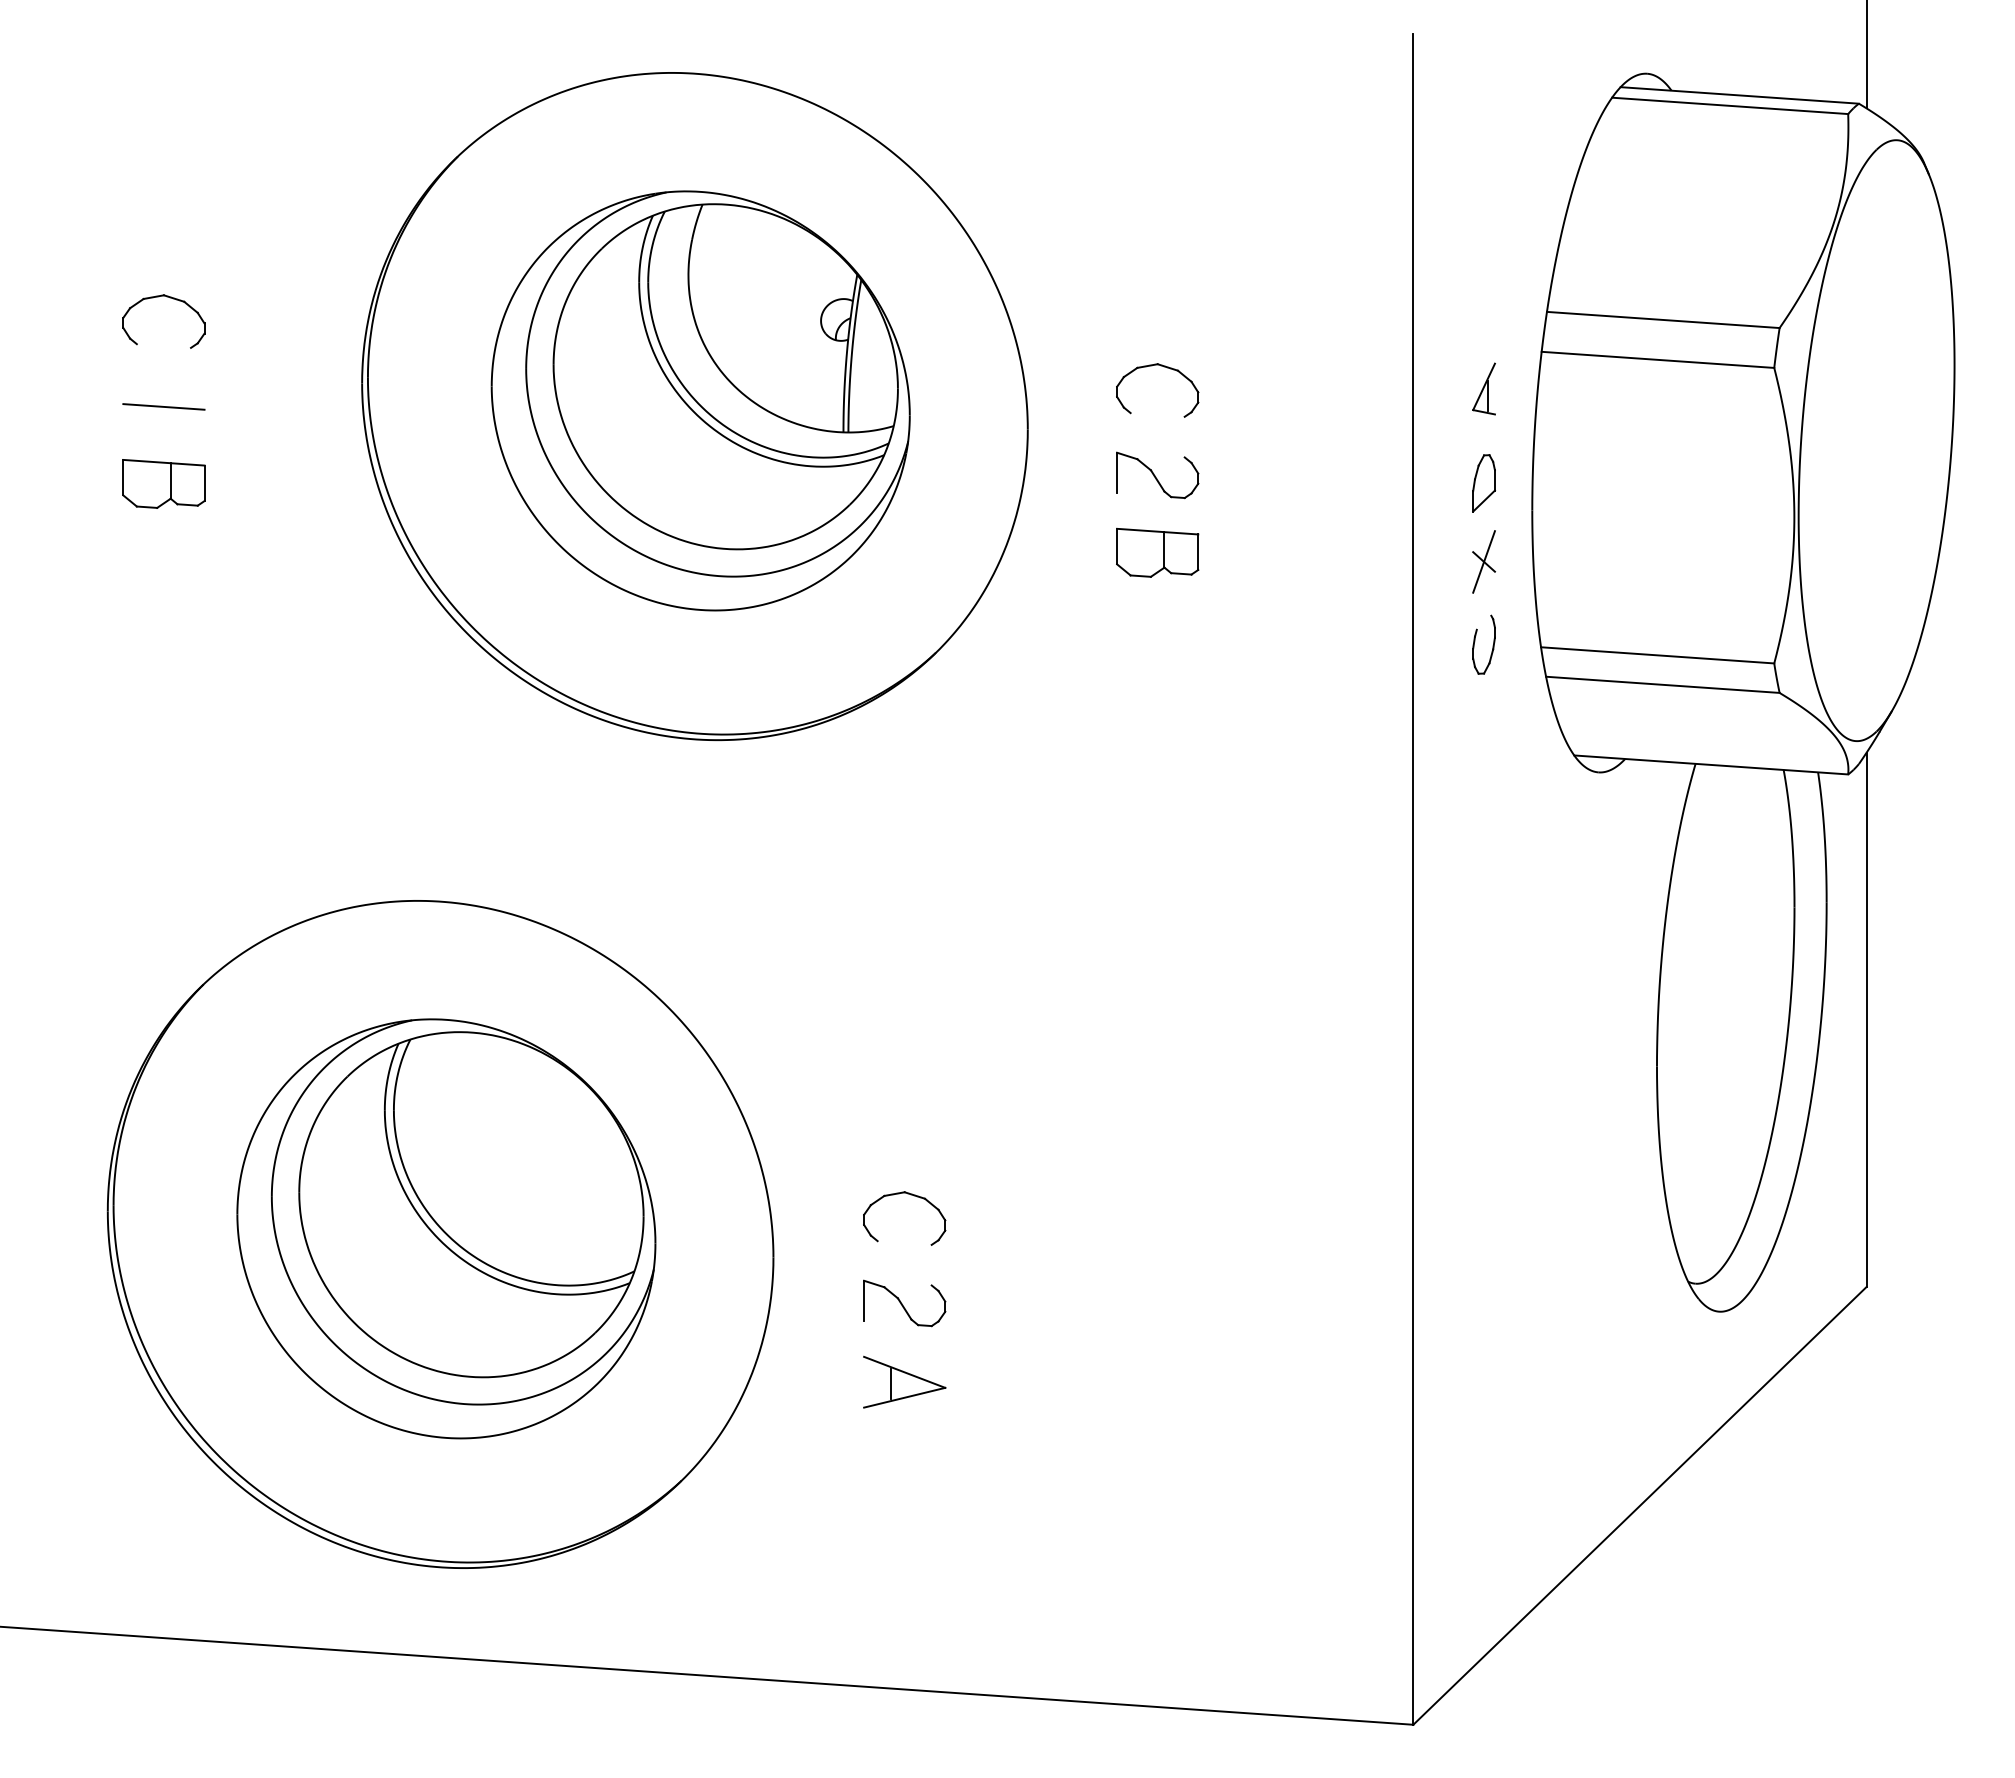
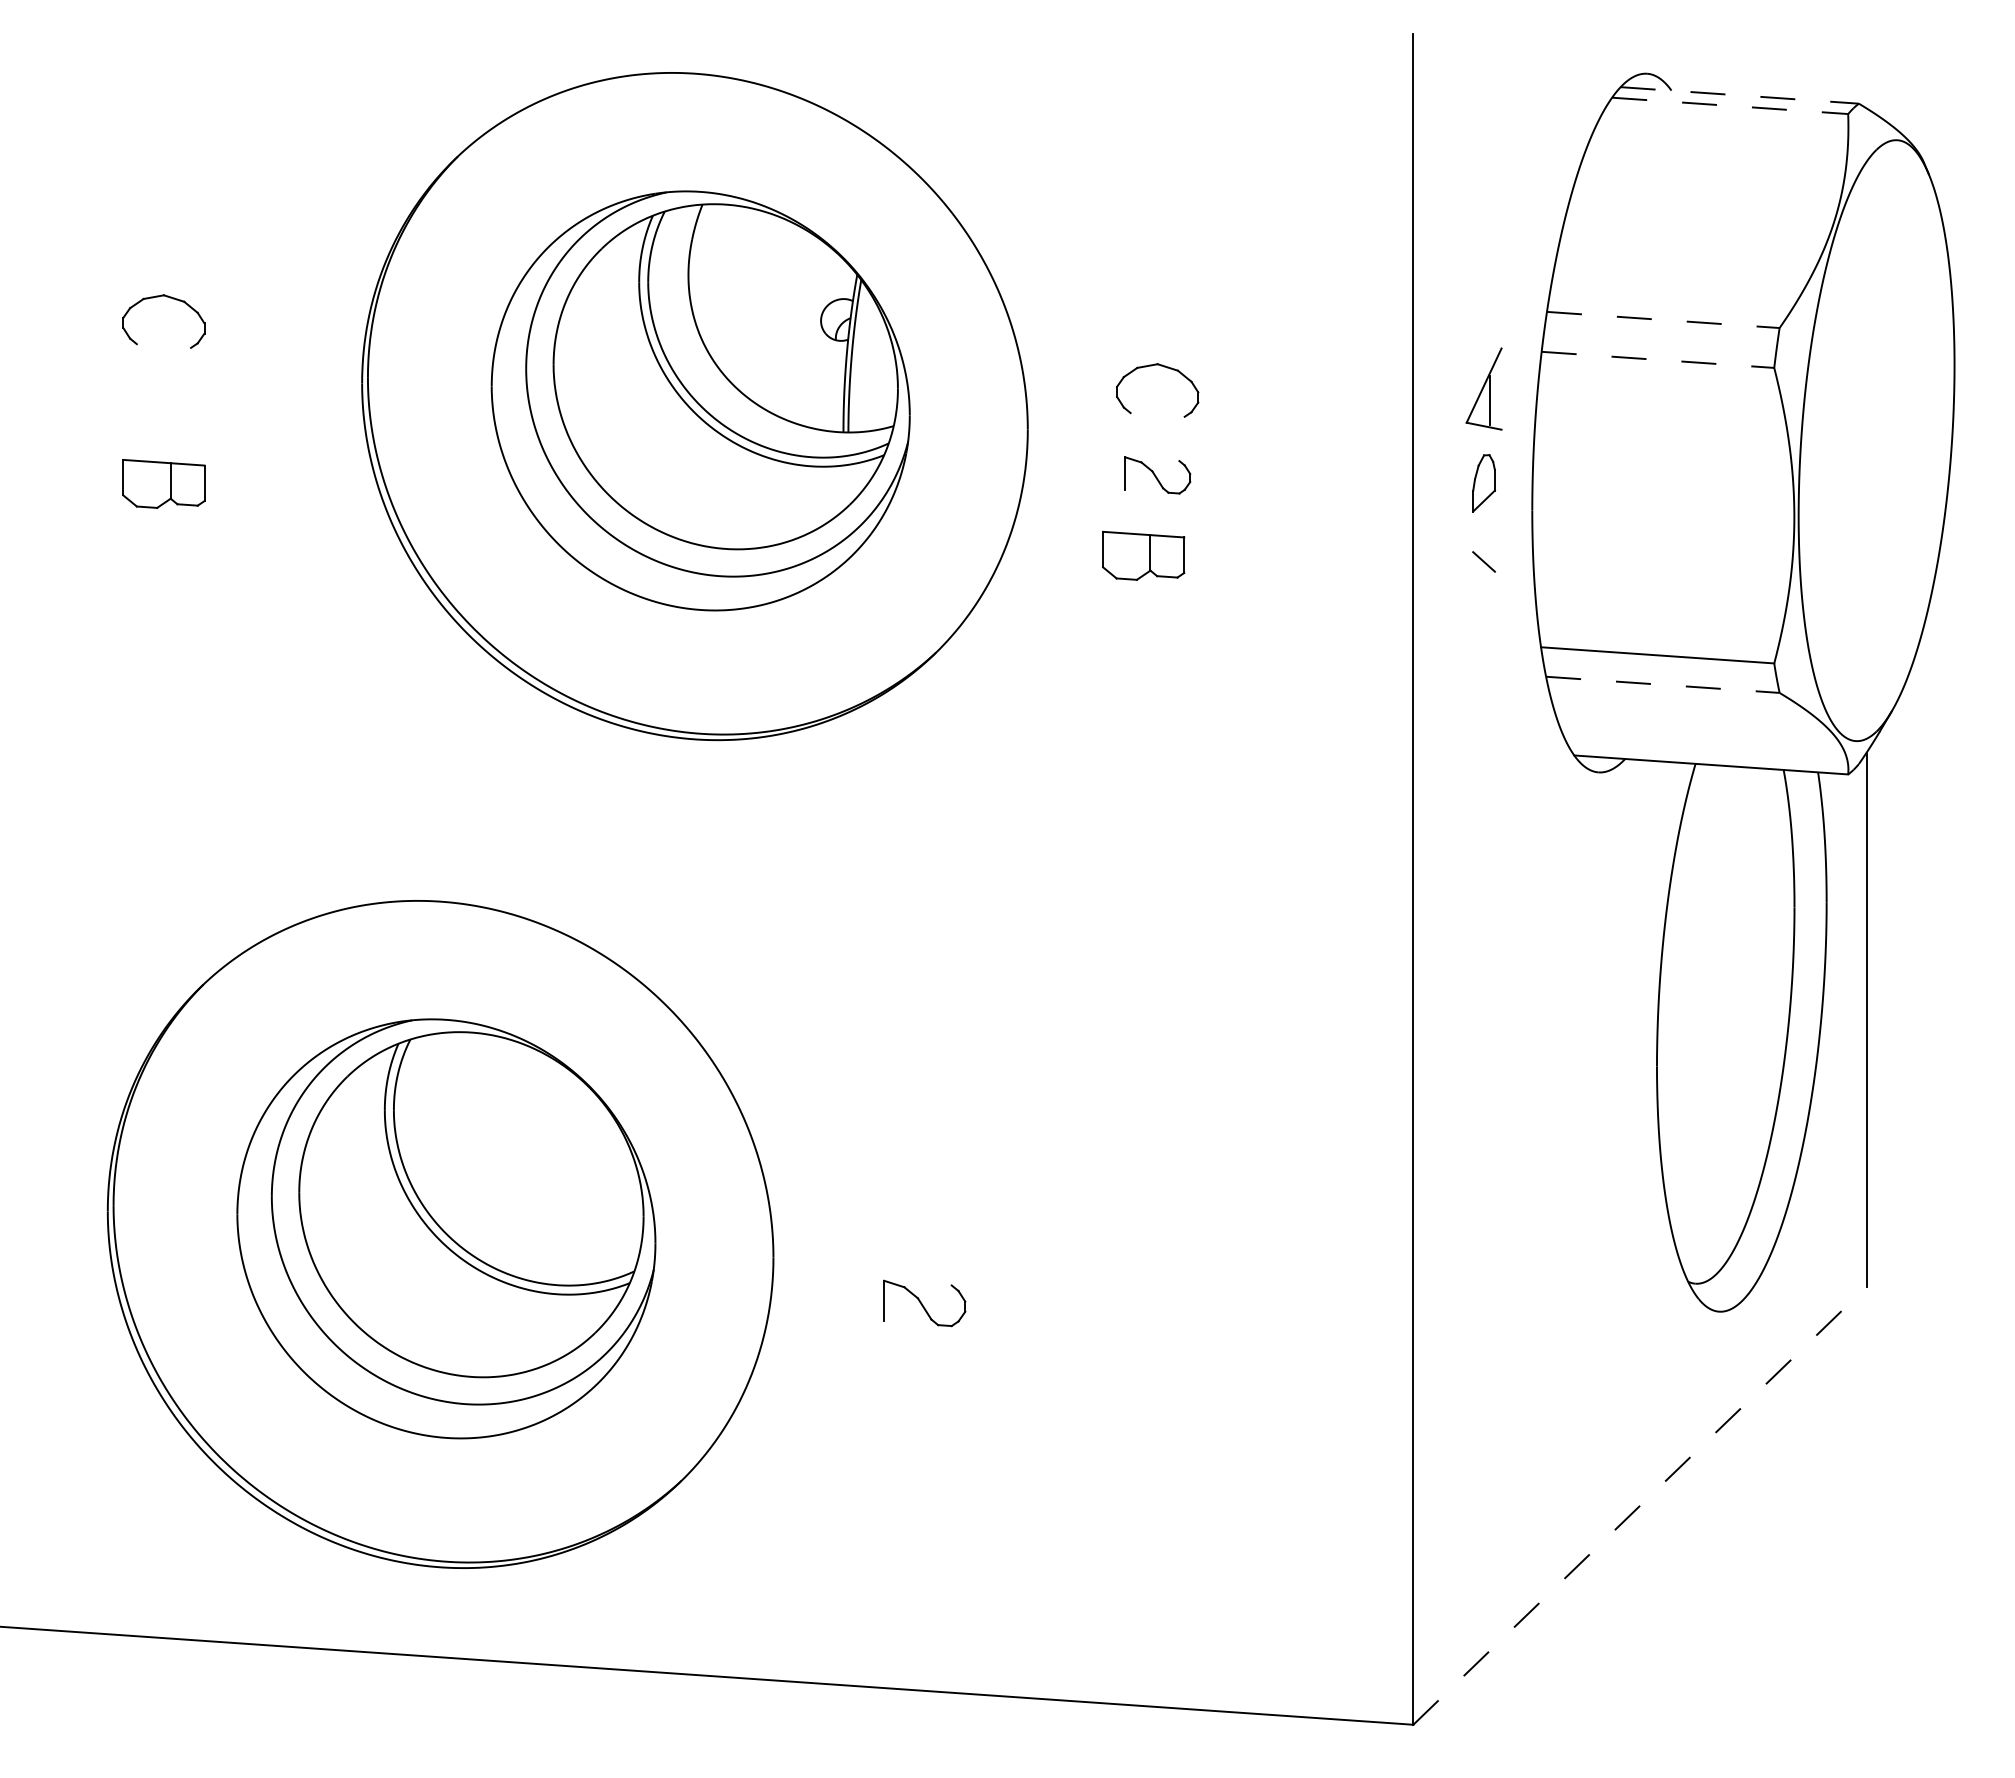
line: present -> none (1866, 55)
line: solid -> dashed (1740, 95)
line: solid -> dashed (1730, 105)
line: solid -> dashed (1663, 319)
line: solid -> dashed (1657, 359)
part size: 24x54 px -> 38x84 px (1483, 388)
line: present -> none (163, 406)
part size: 84x49 px -> 68x39 px (1157, 475)
part position: (1157, 552) -> (1143, 555) (1143, 555)
line: present -> none (1483, 561)
part: present -> none (1475, 641)
line: solid -> dashed (1663, 684)
part: present -> none (910, 1195)
part position: (904, 1303) -> (924, 1303) (924, 1303)
part: present -> none (904, 1381)
line: solid -> dashed (1640, 1505)
